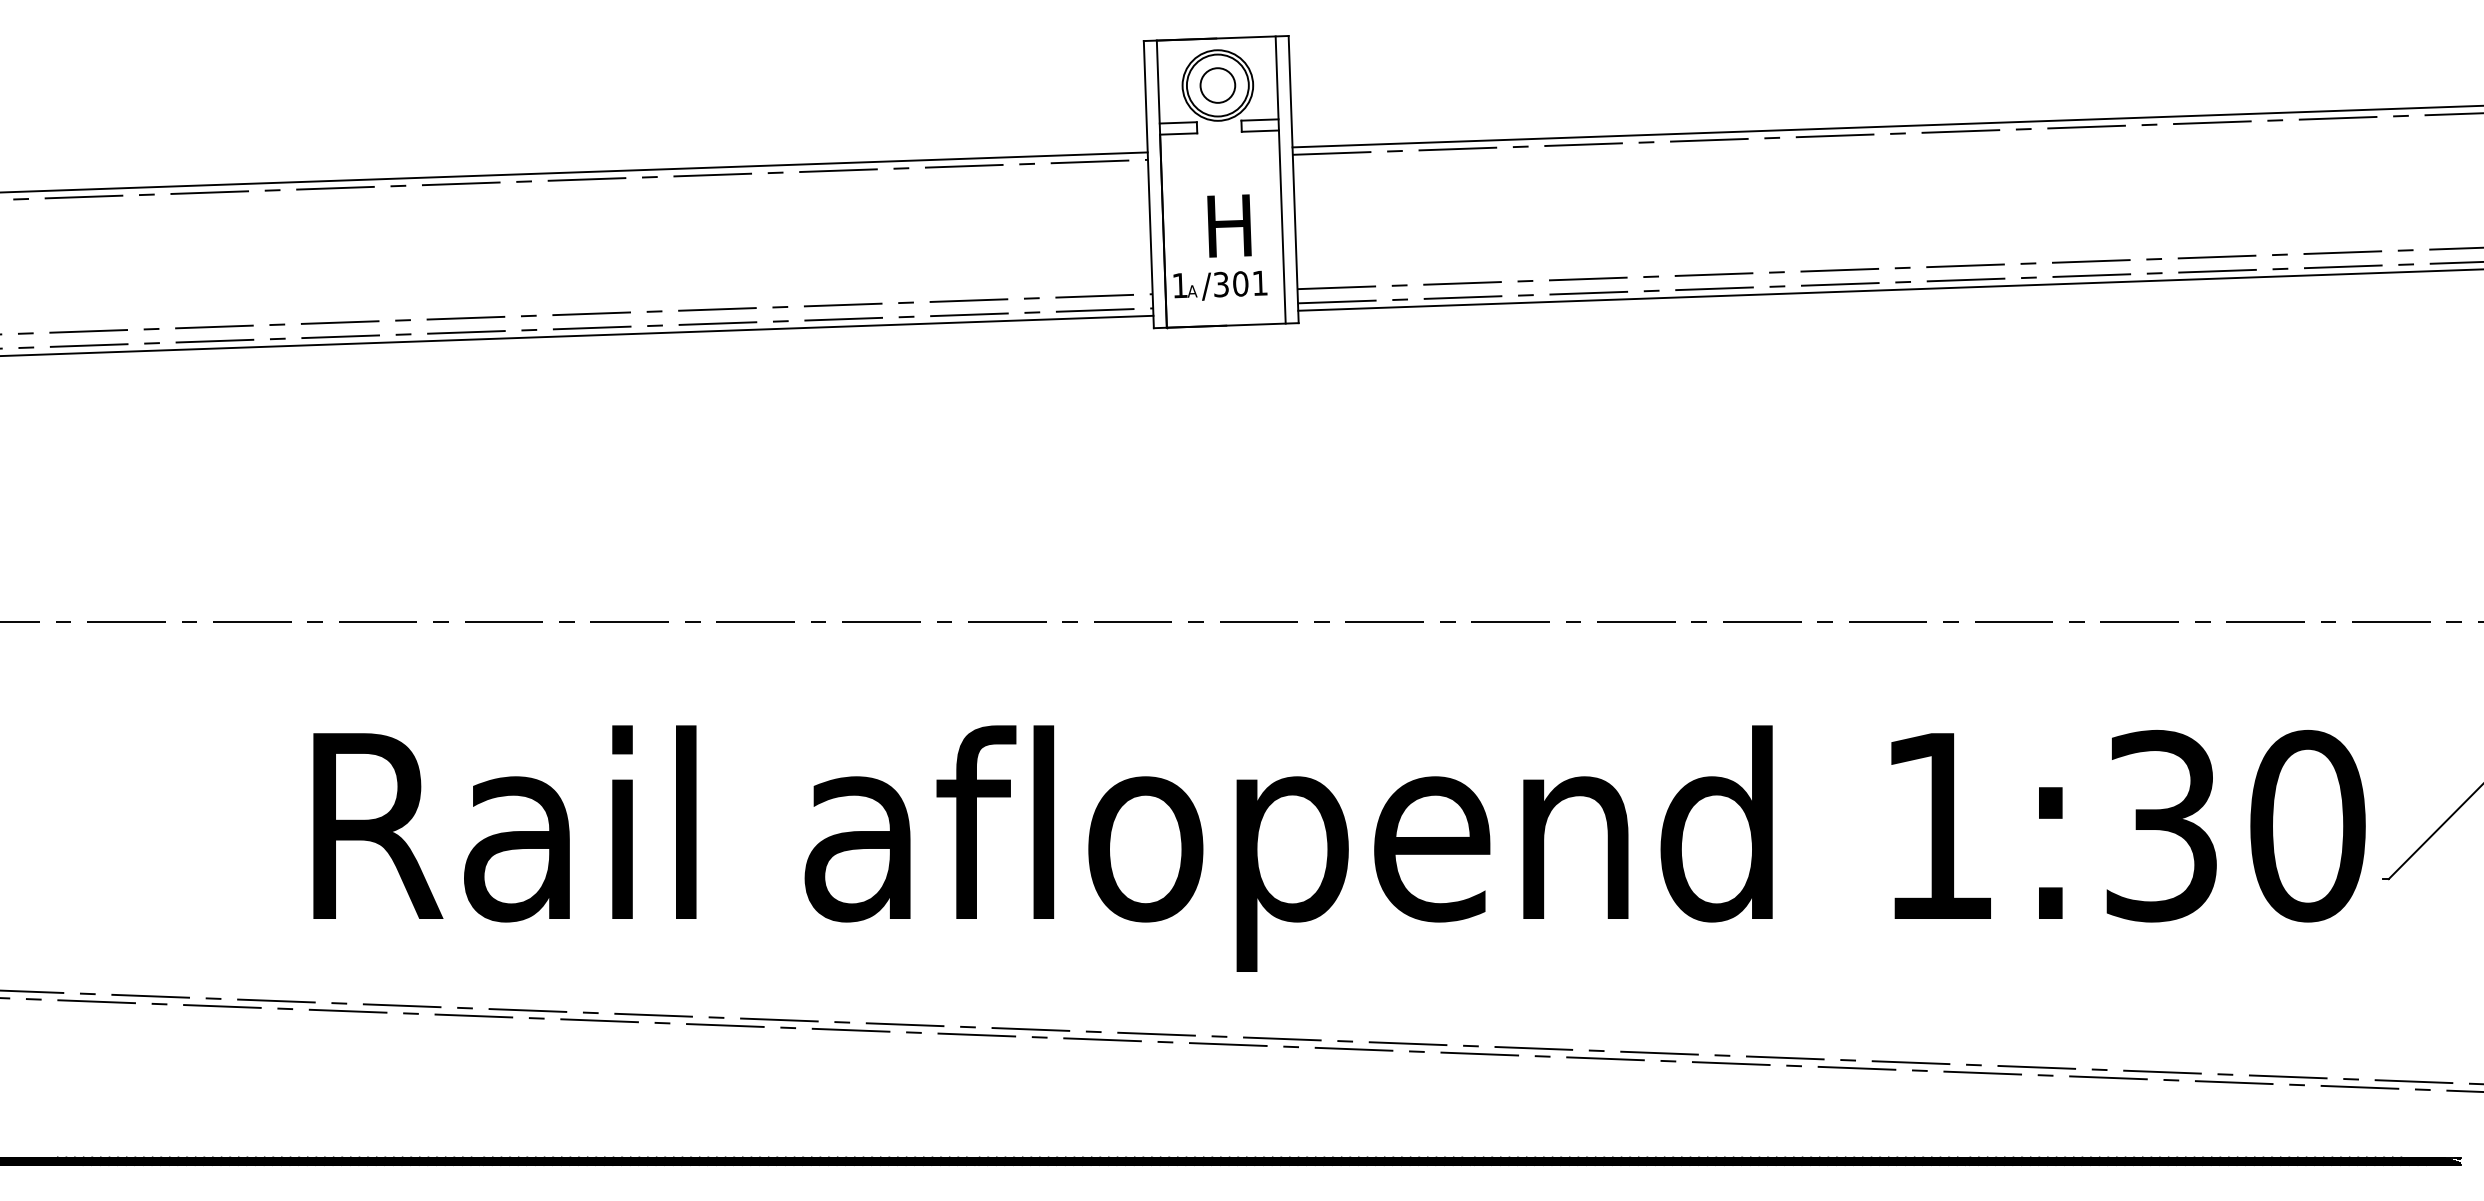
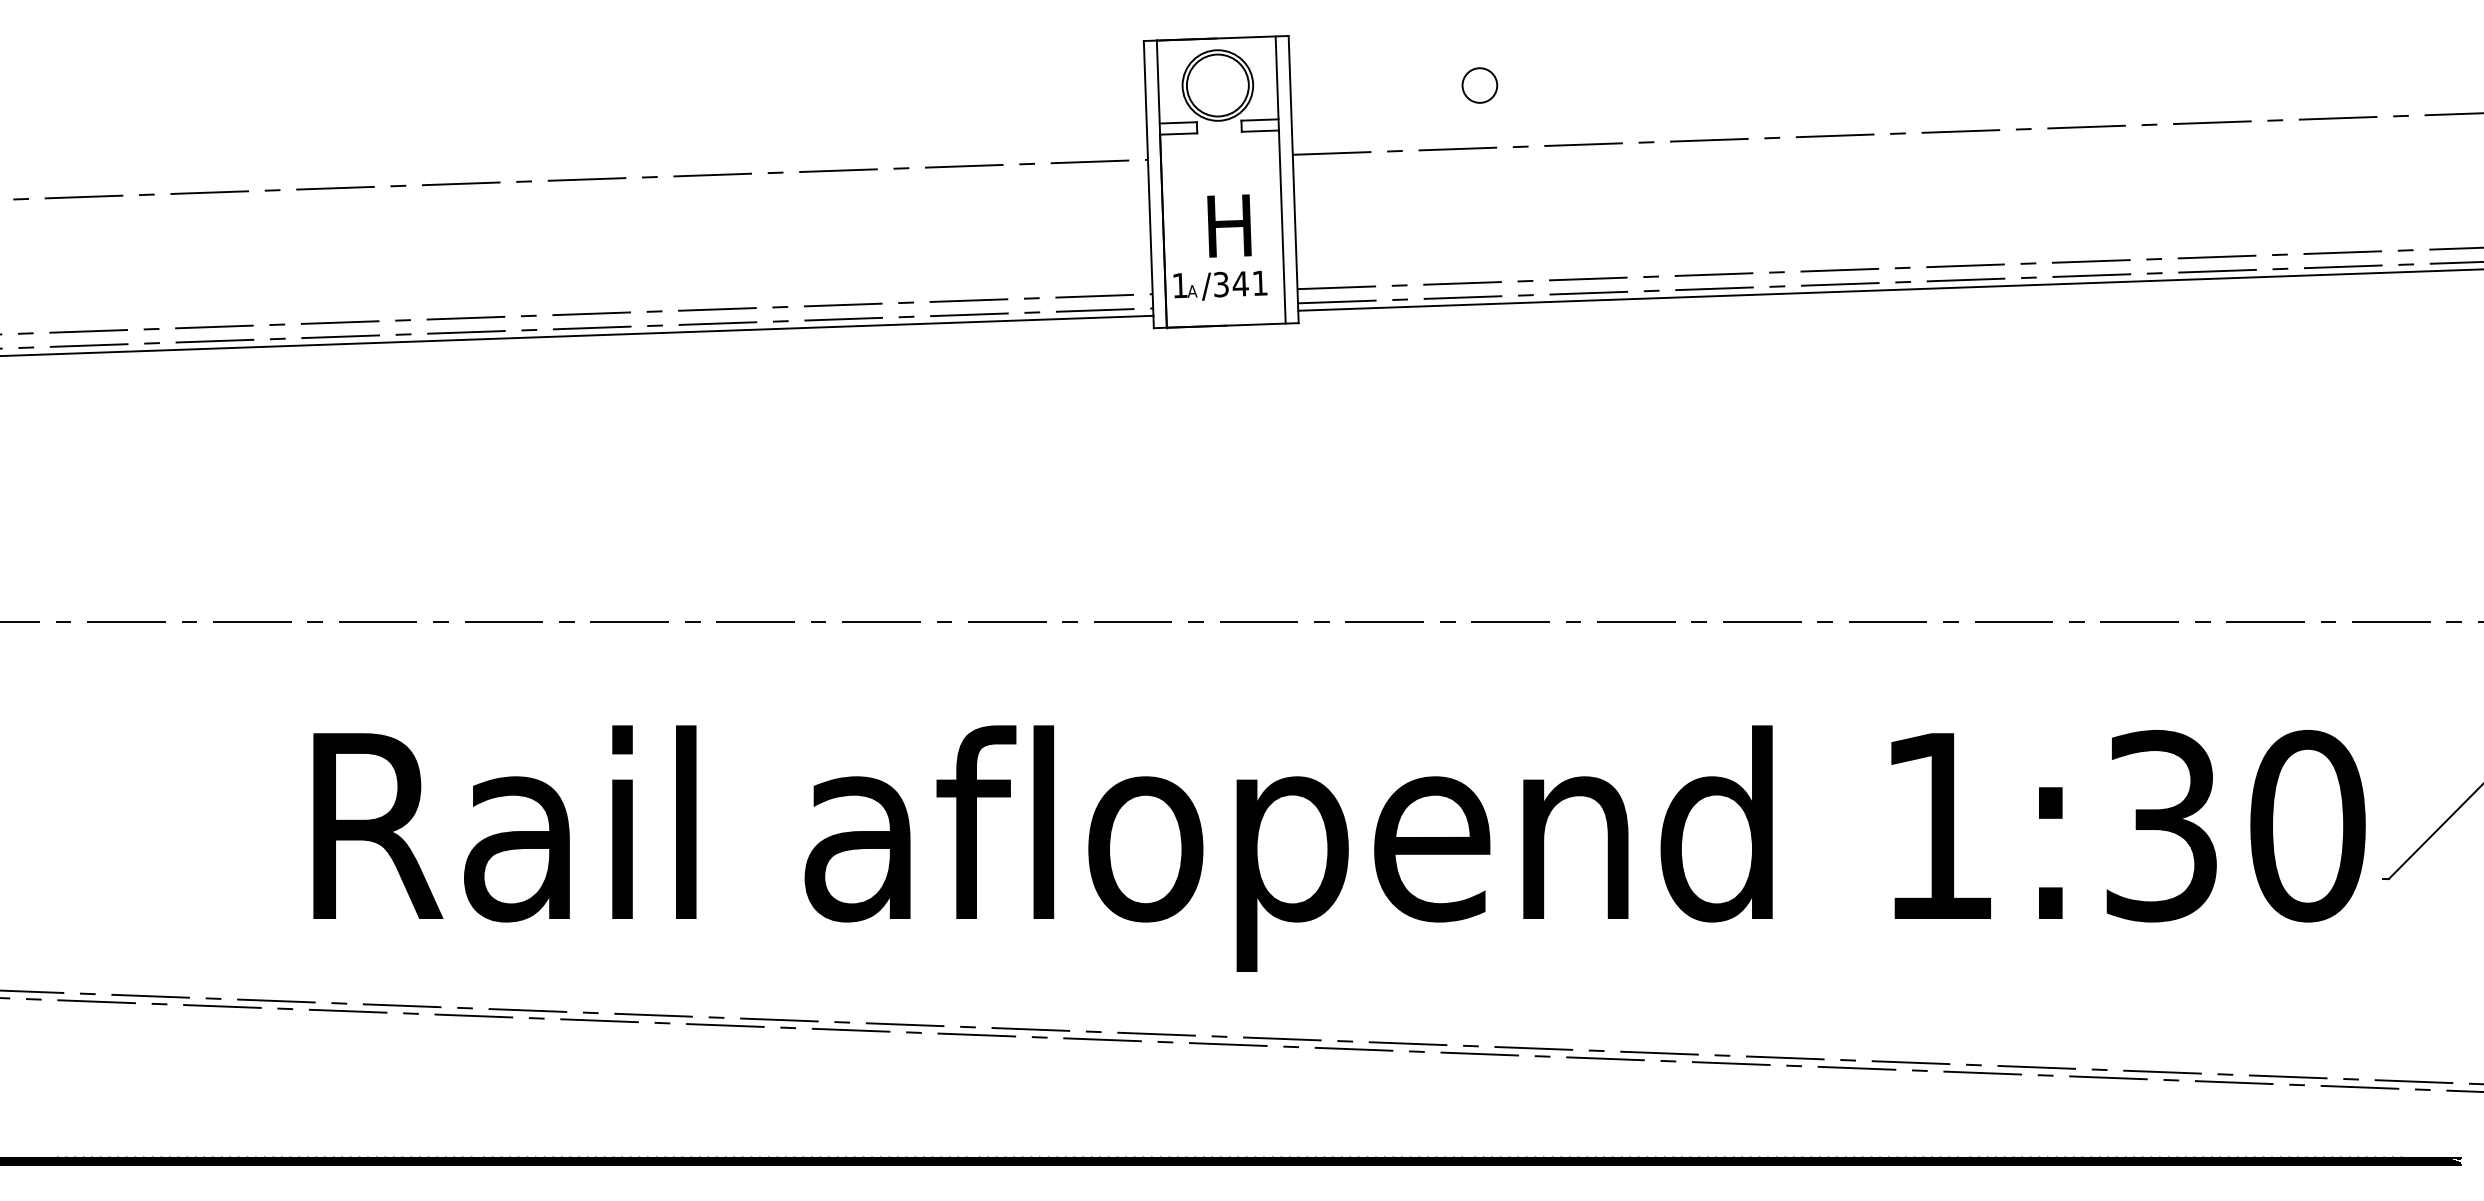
circle position: (1217, 85) -> (1479, 85) (1479, 85)
line: present -> none (1886, 126)
line: present -> none (574, 172)
text: /301 -> /341 (1240, 283)
